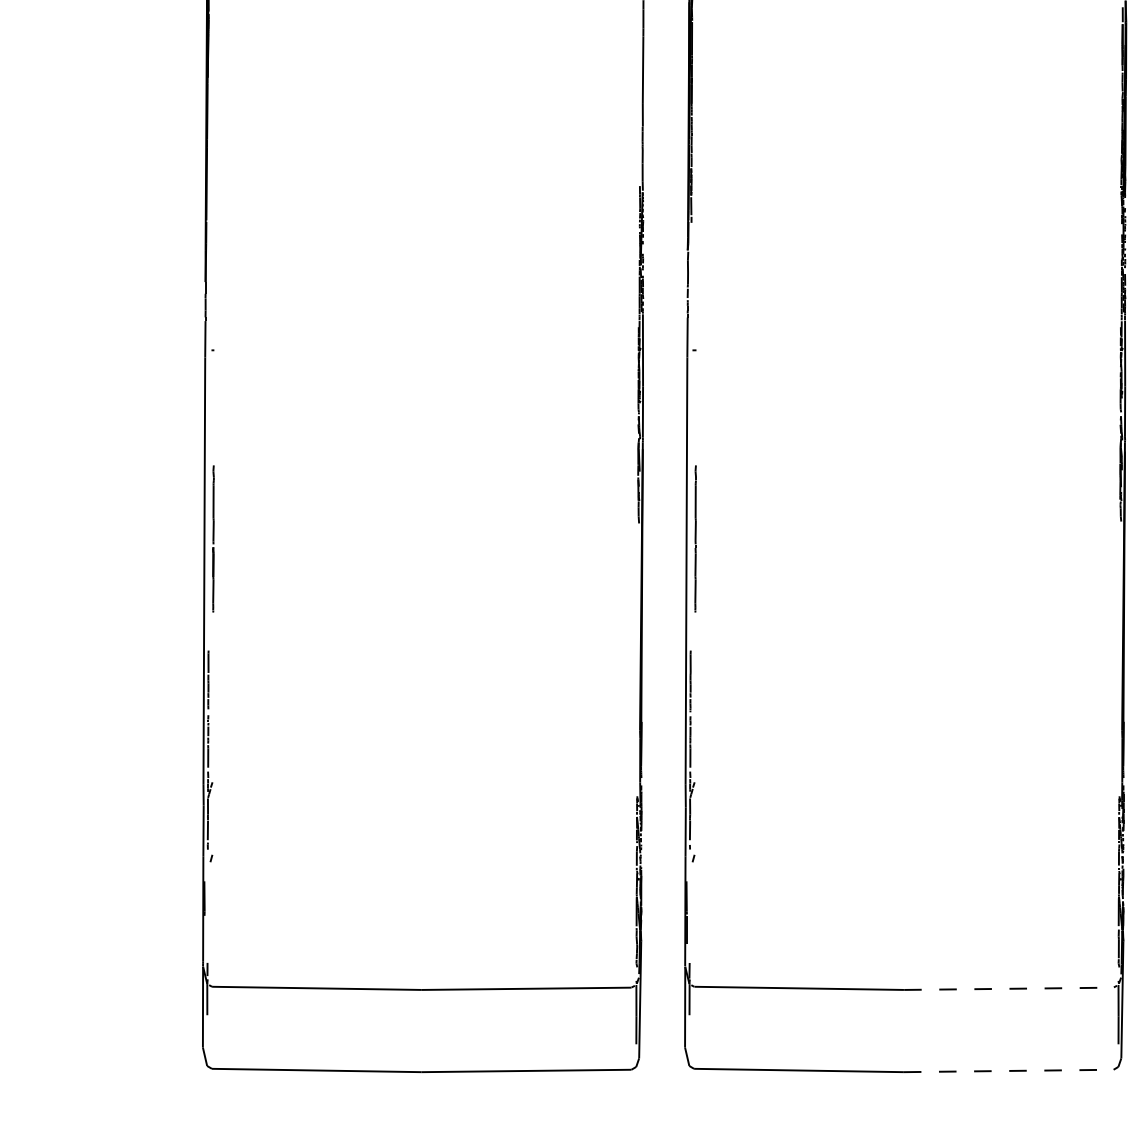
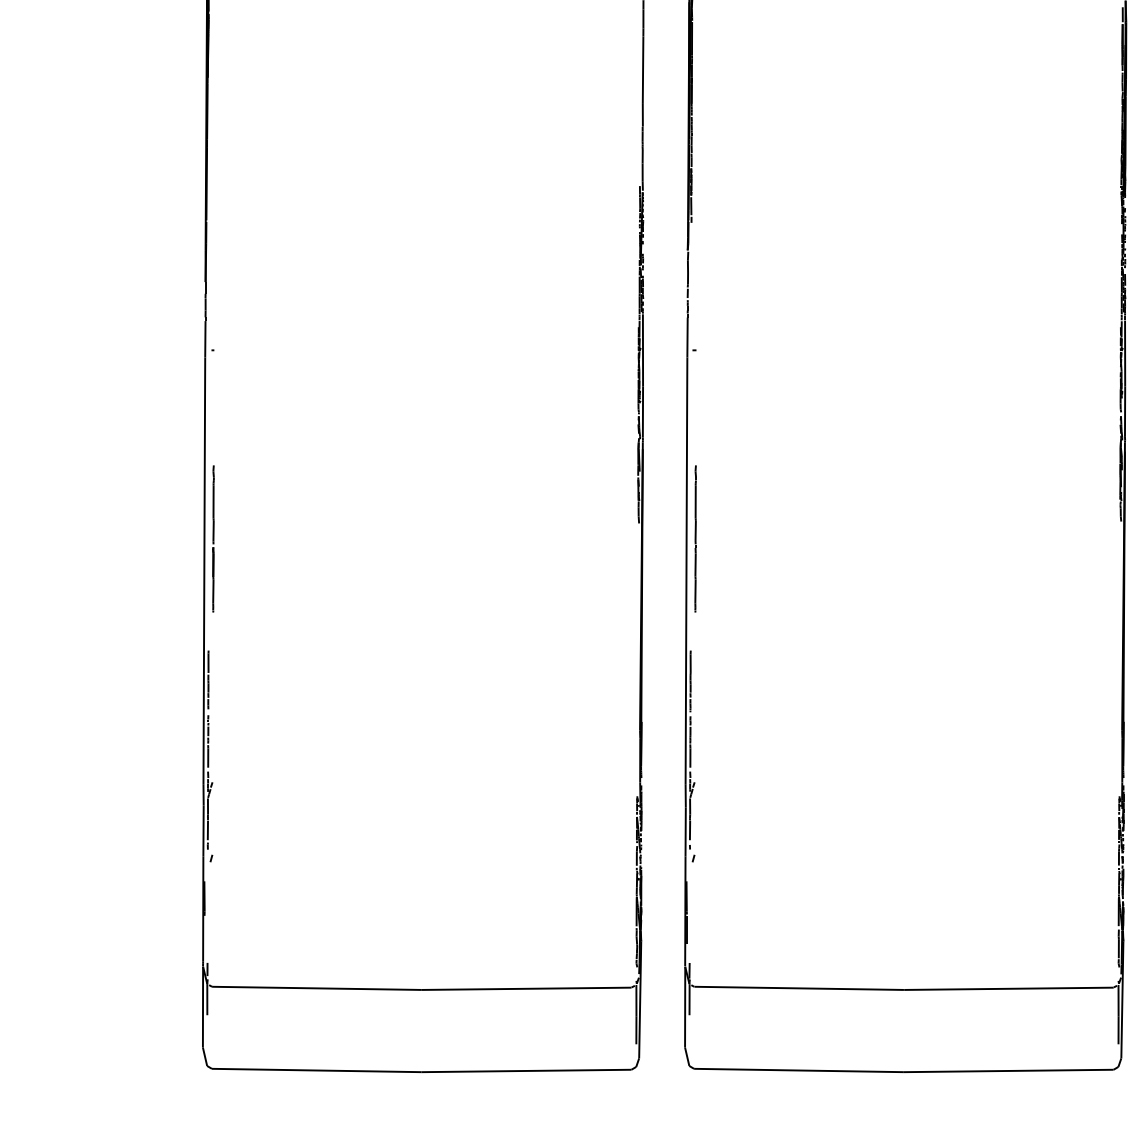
line: dashed -> solid (1008, 988)
line: dashed -> solid (1008, 1070)
